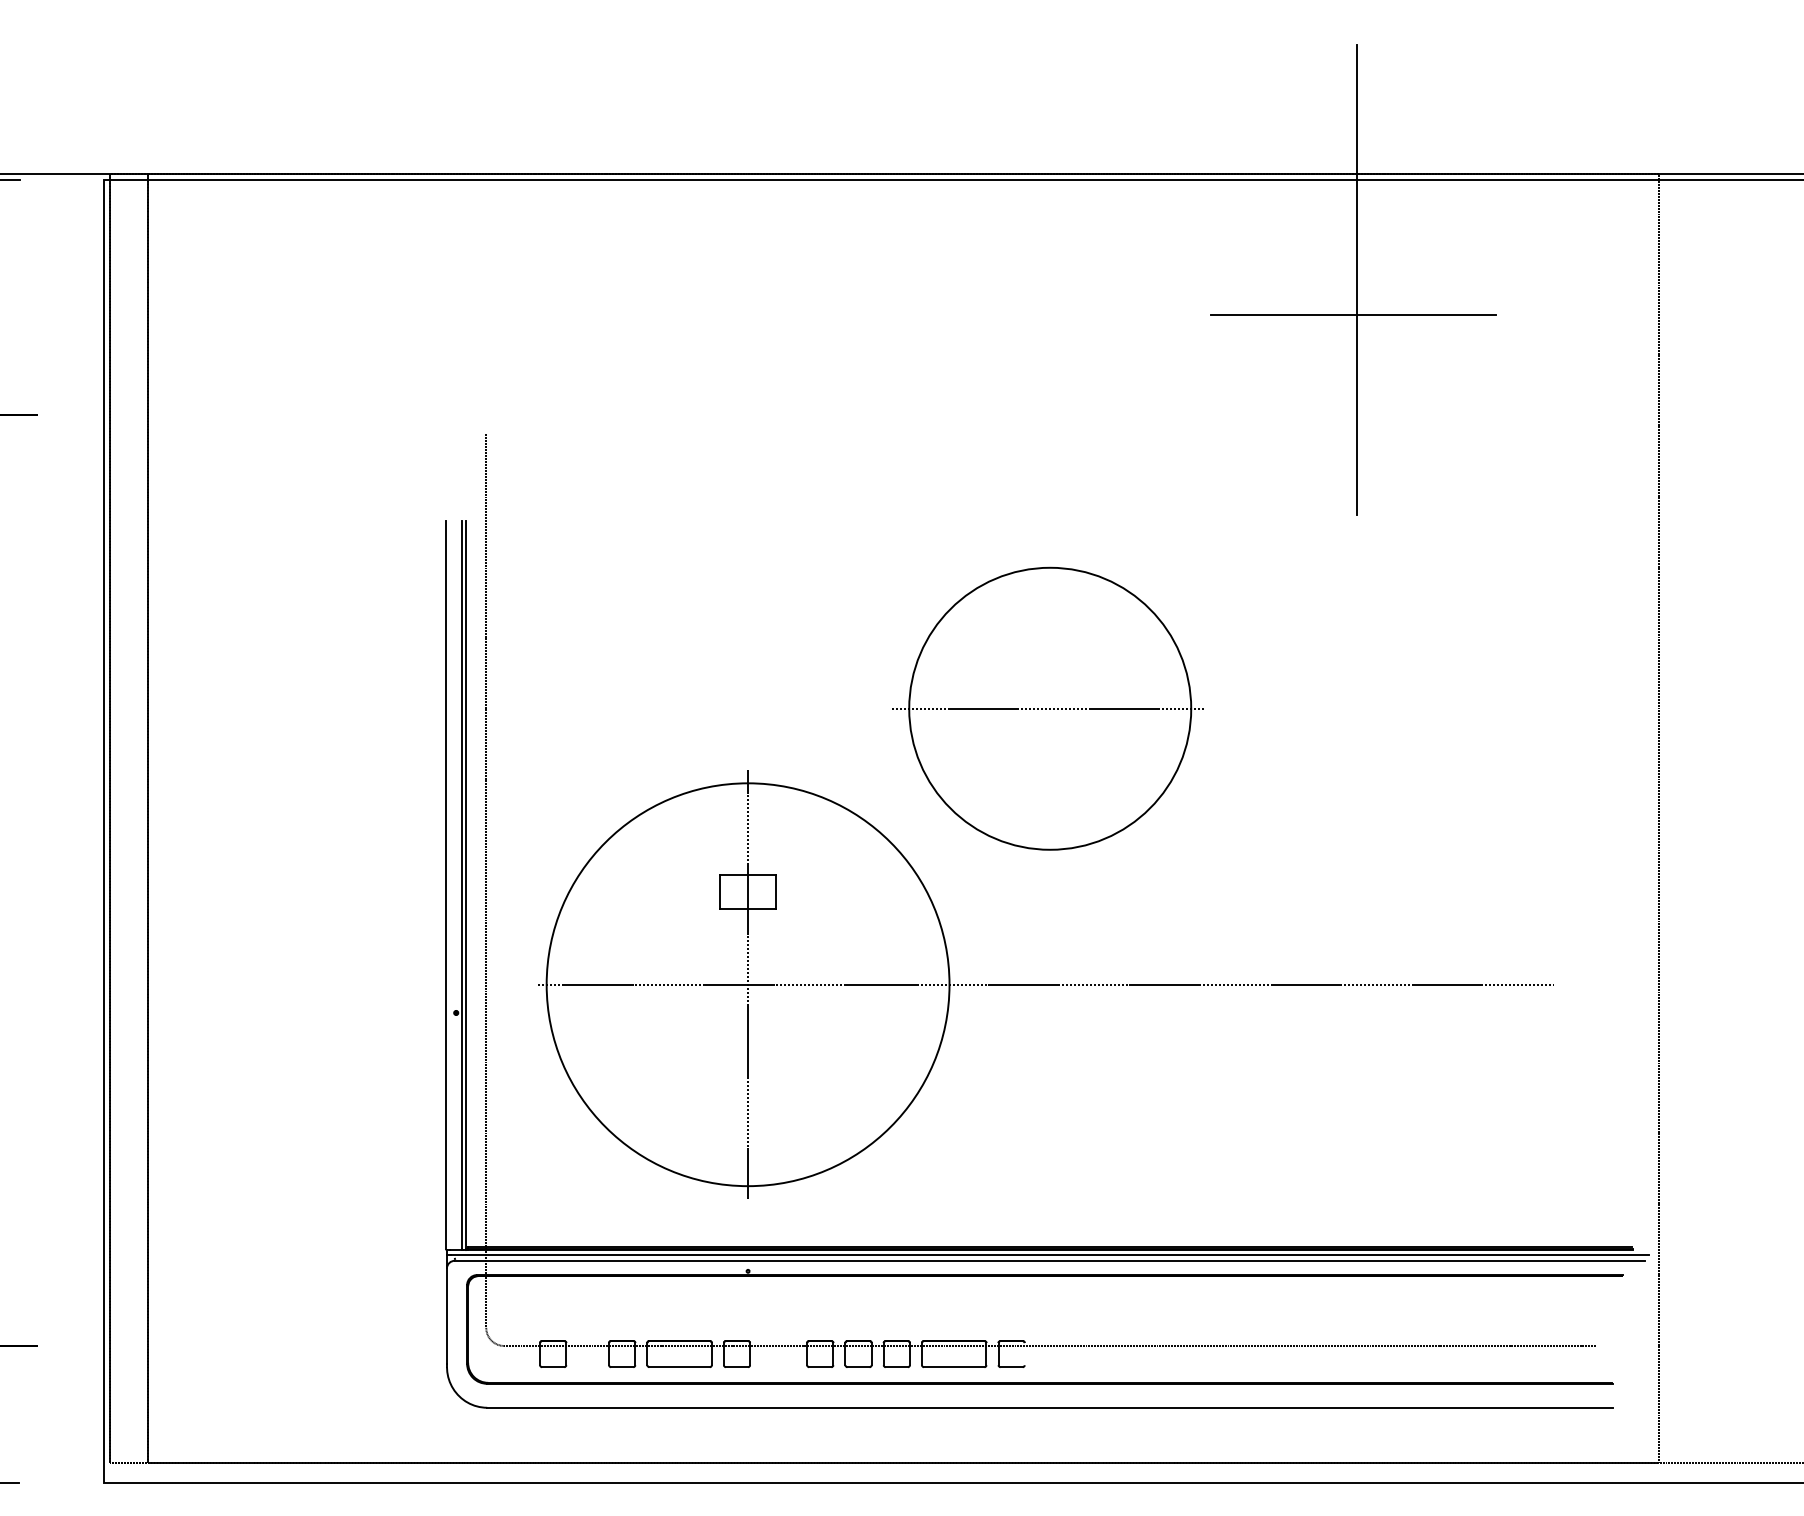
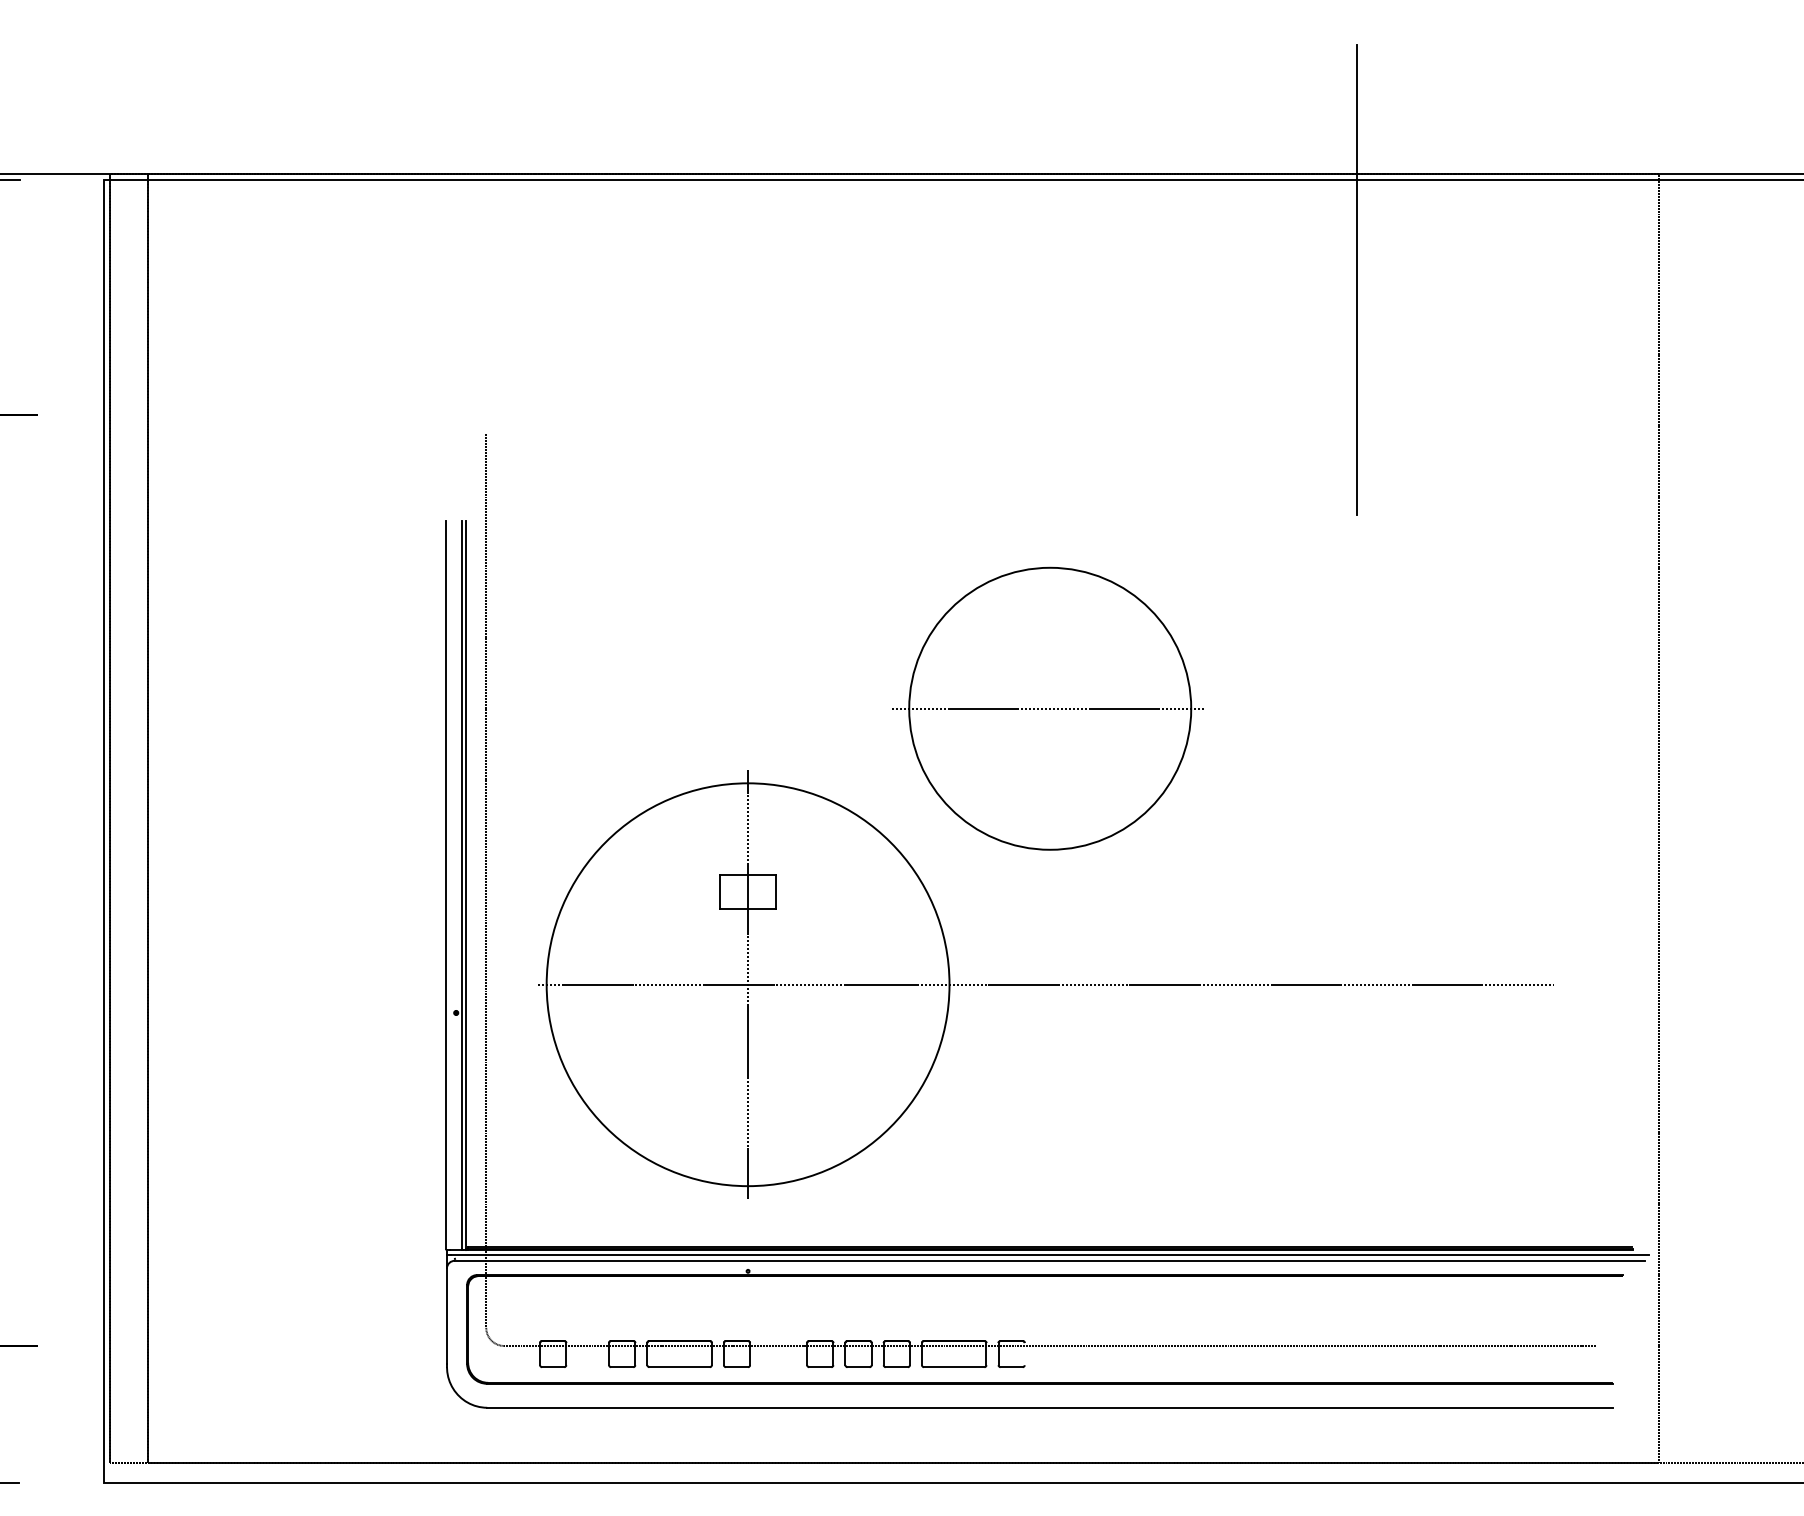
line: present -> none (1353, 314)
